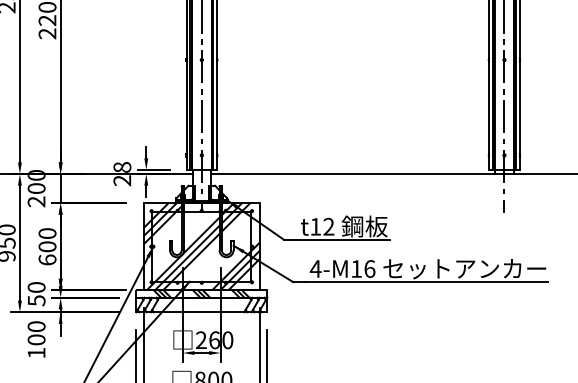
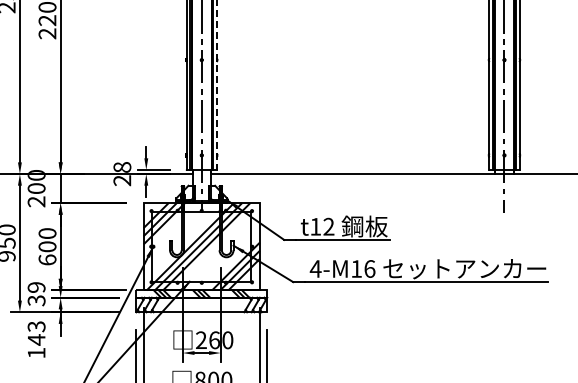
line: solid -> dashed (217, 85)
text: 50 -> 39 (36, 293)
text: 100 -> 143 (36, 333)
